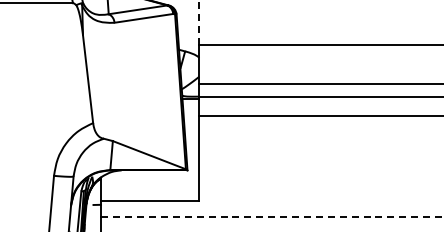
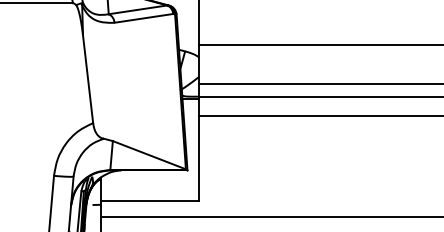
line: dashed -> solid (199, 22)
line: dashed -> solid (271, 217)
